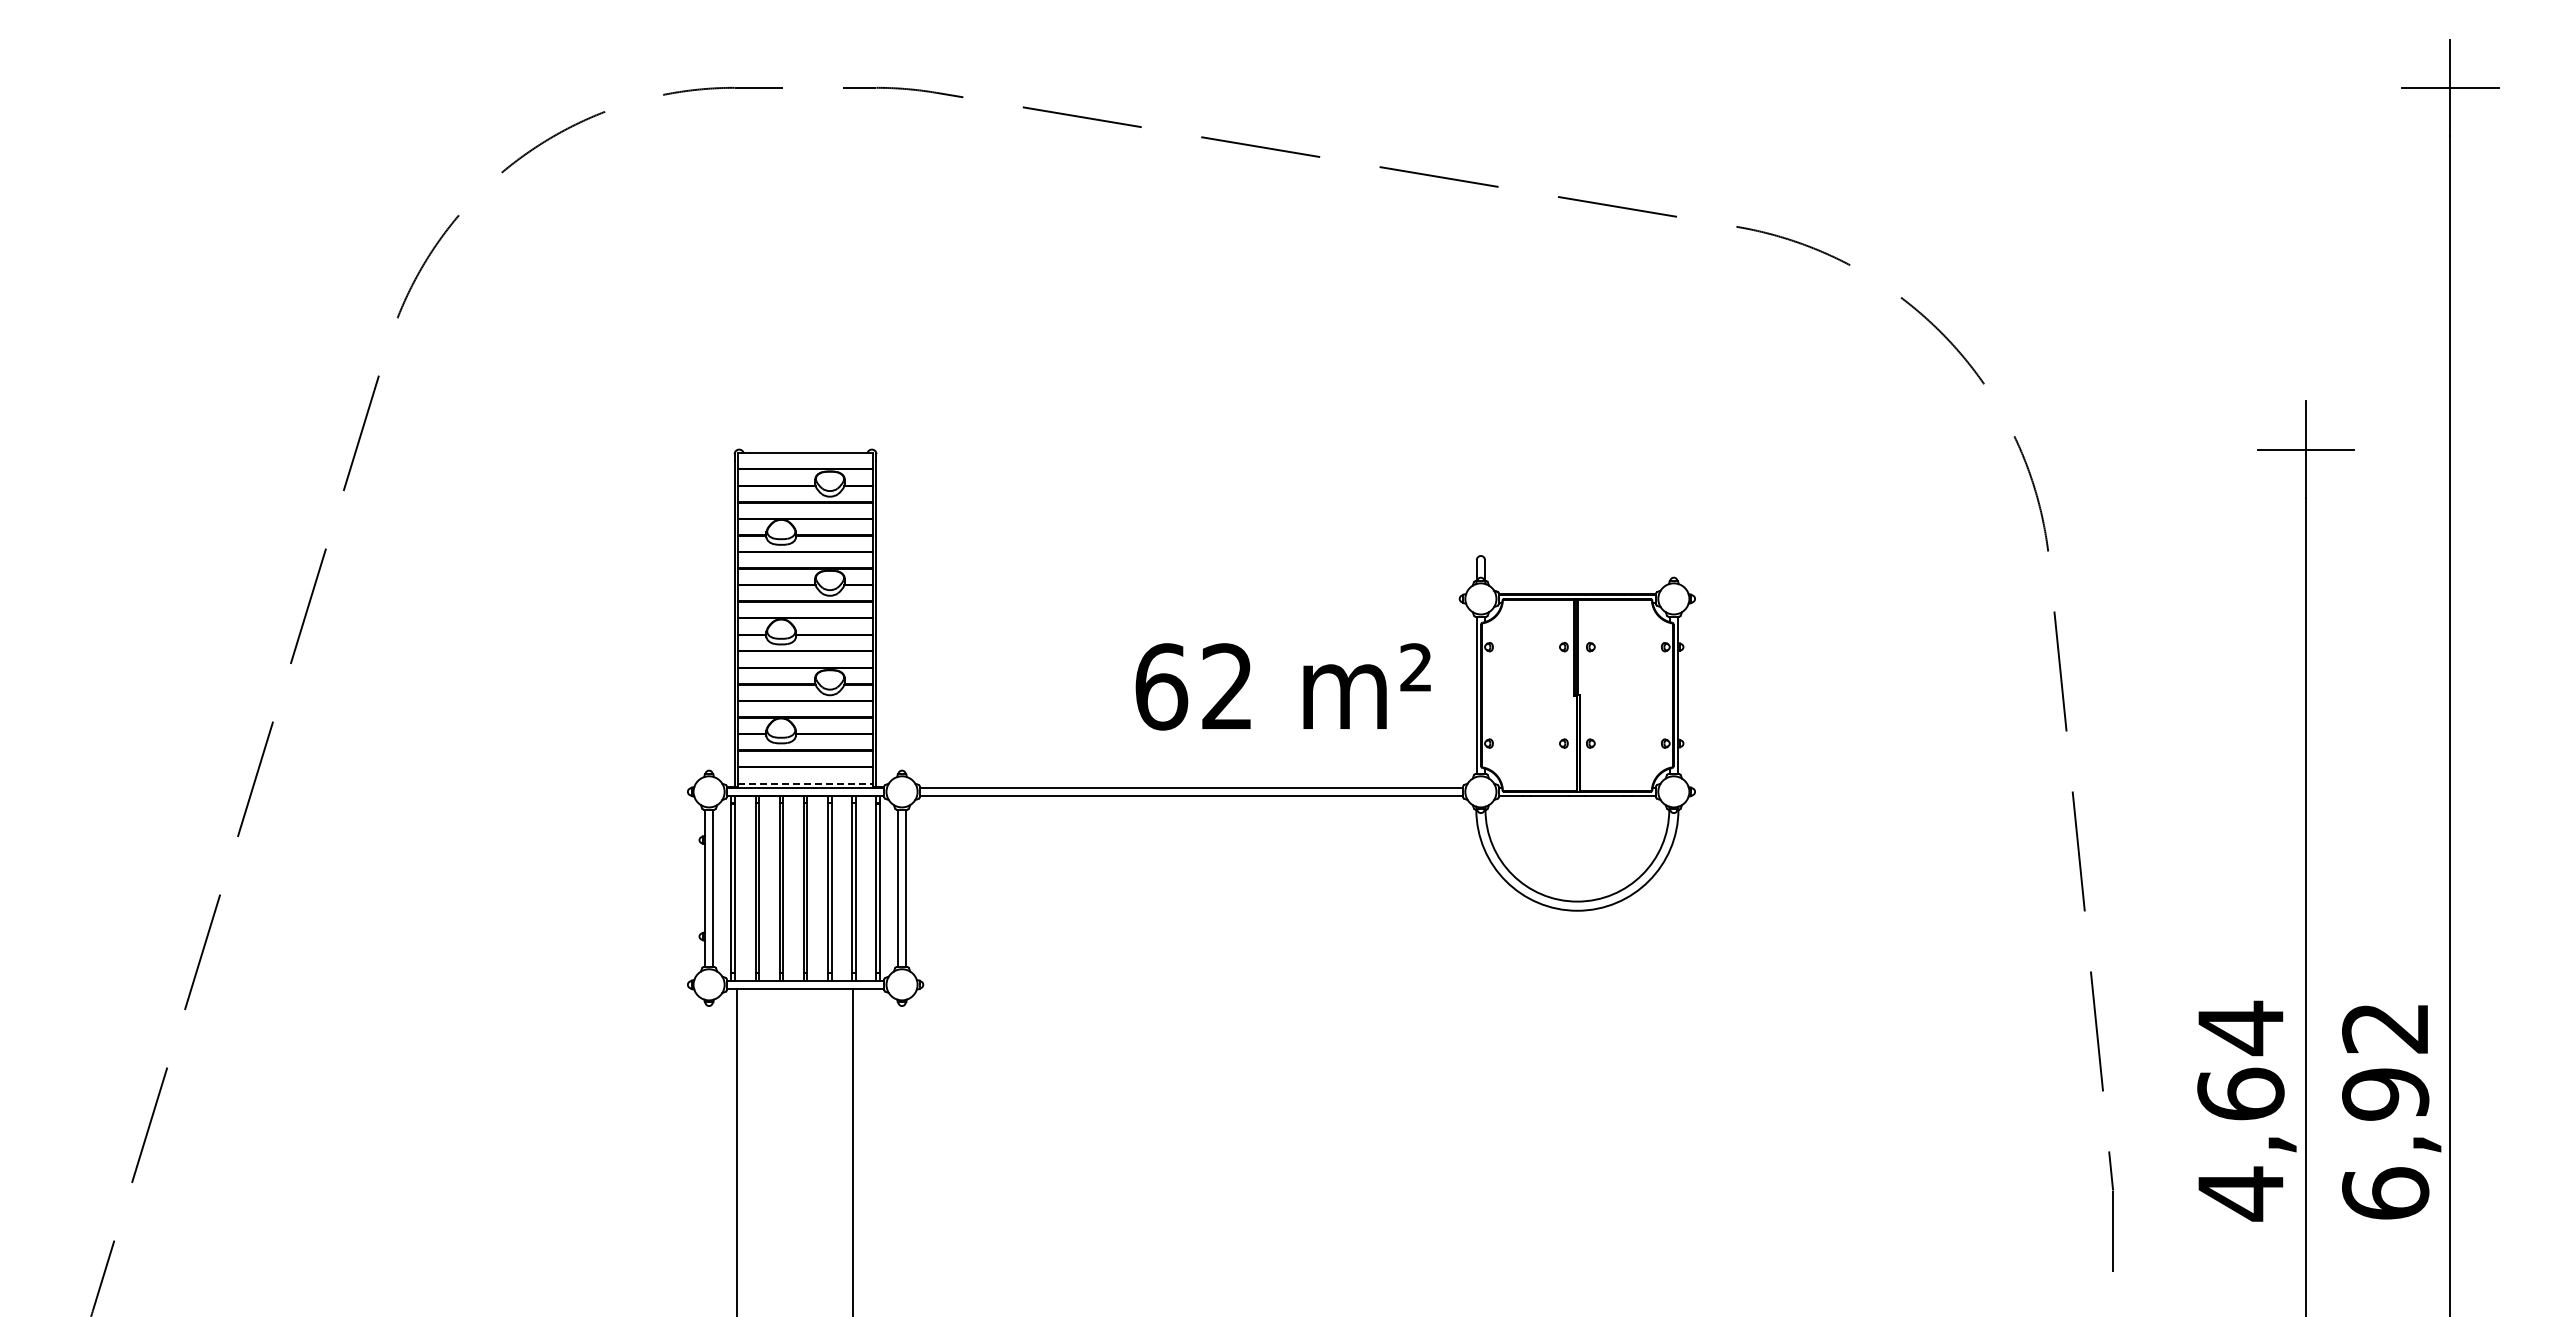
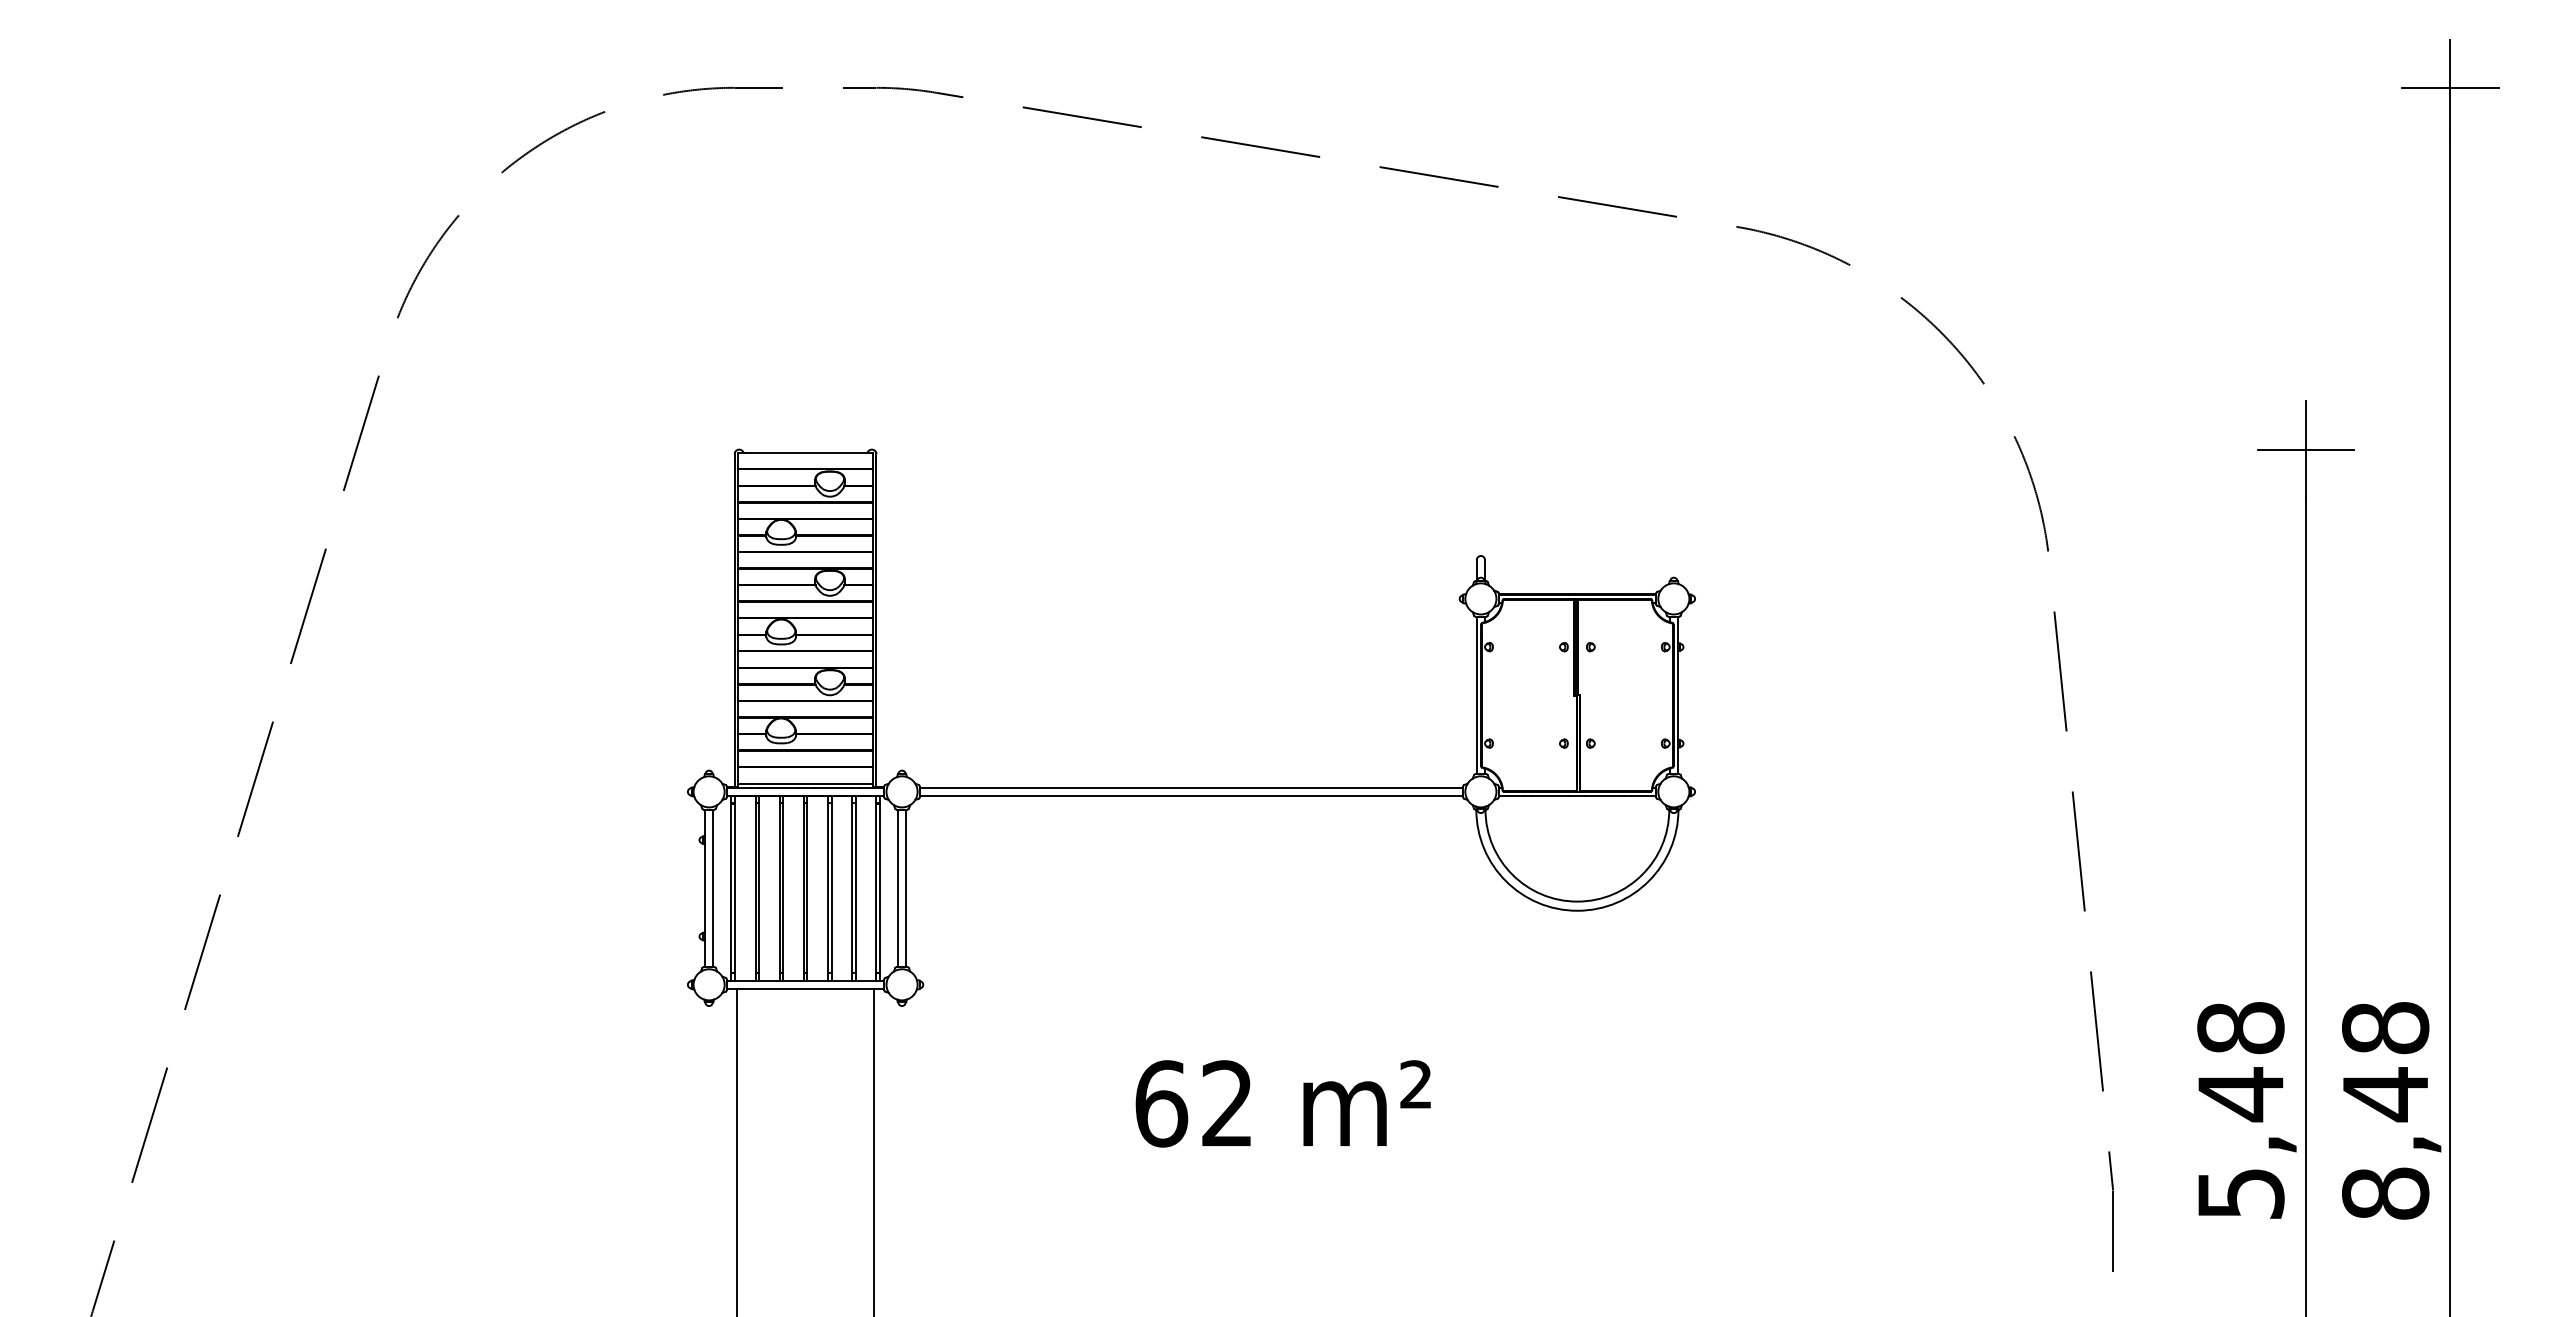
text position: (1282, 686) -> (1282, 1103) (1282, 1103)
line: dashed -> solid (805, 783)
text: 4,64 -> 5,48 (2240, 1110)
text: 6,92 -> 8,48 (2385, 1110)
line position: (852, 1150) -> (873, 1150) (873, 1150)
